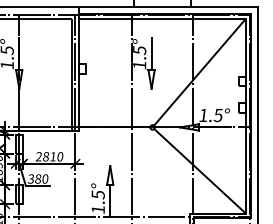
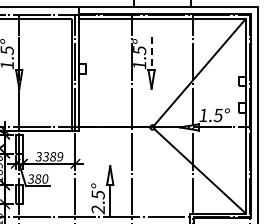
line: solid -> dashed (151, 53)
text: 2810 -> 3389 (48, 156)
text: 1.5° -> 2.5° (97, 209)
